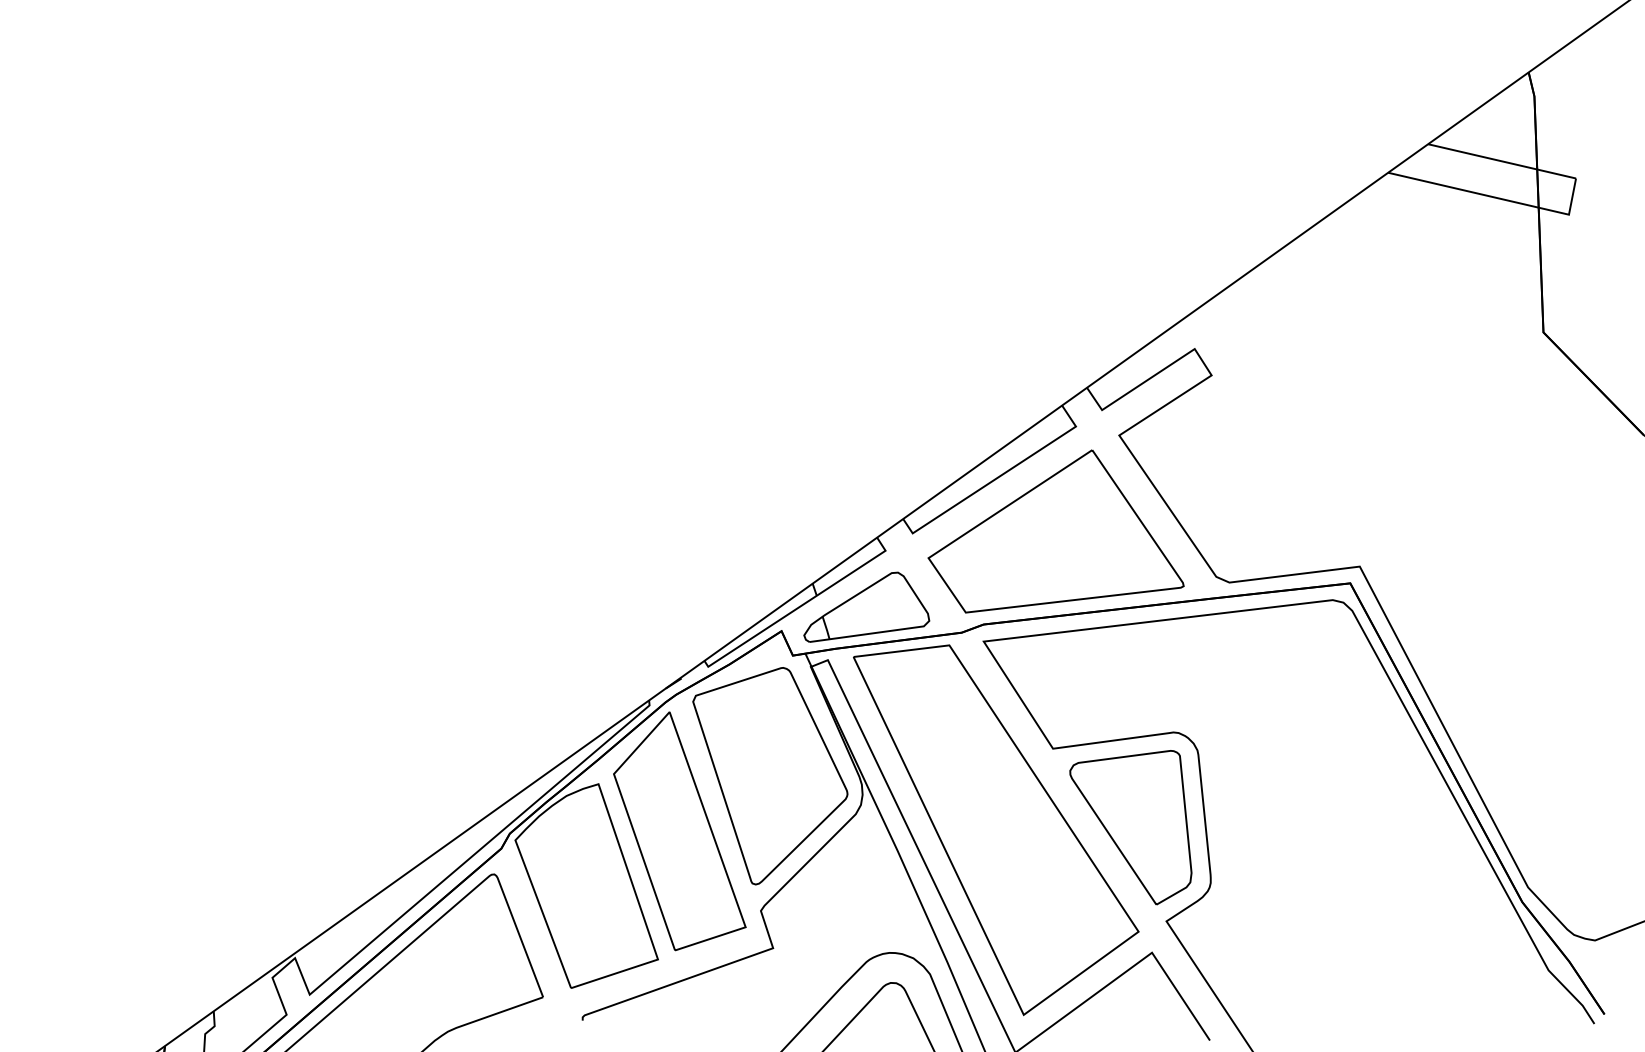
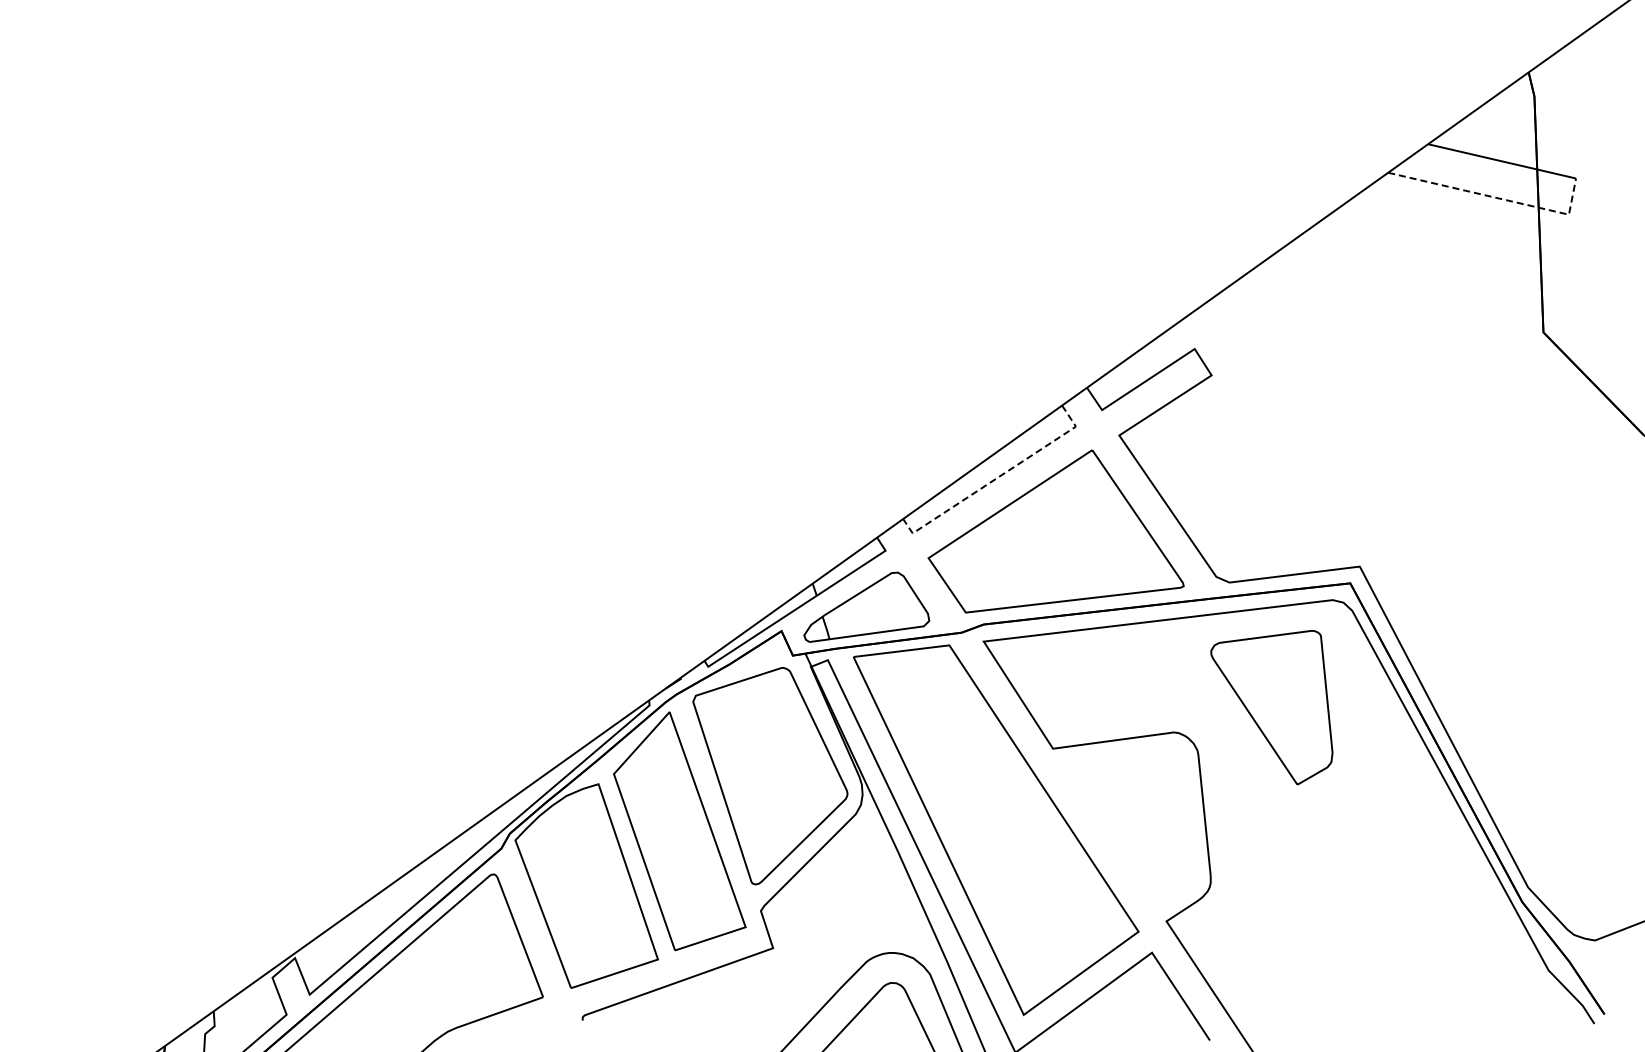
line: solid -> dashed (1497, 198)
line: solid -> dashed (997, 477)
part position: (1130, 827) -> (1271, 707) (1271, 707)
